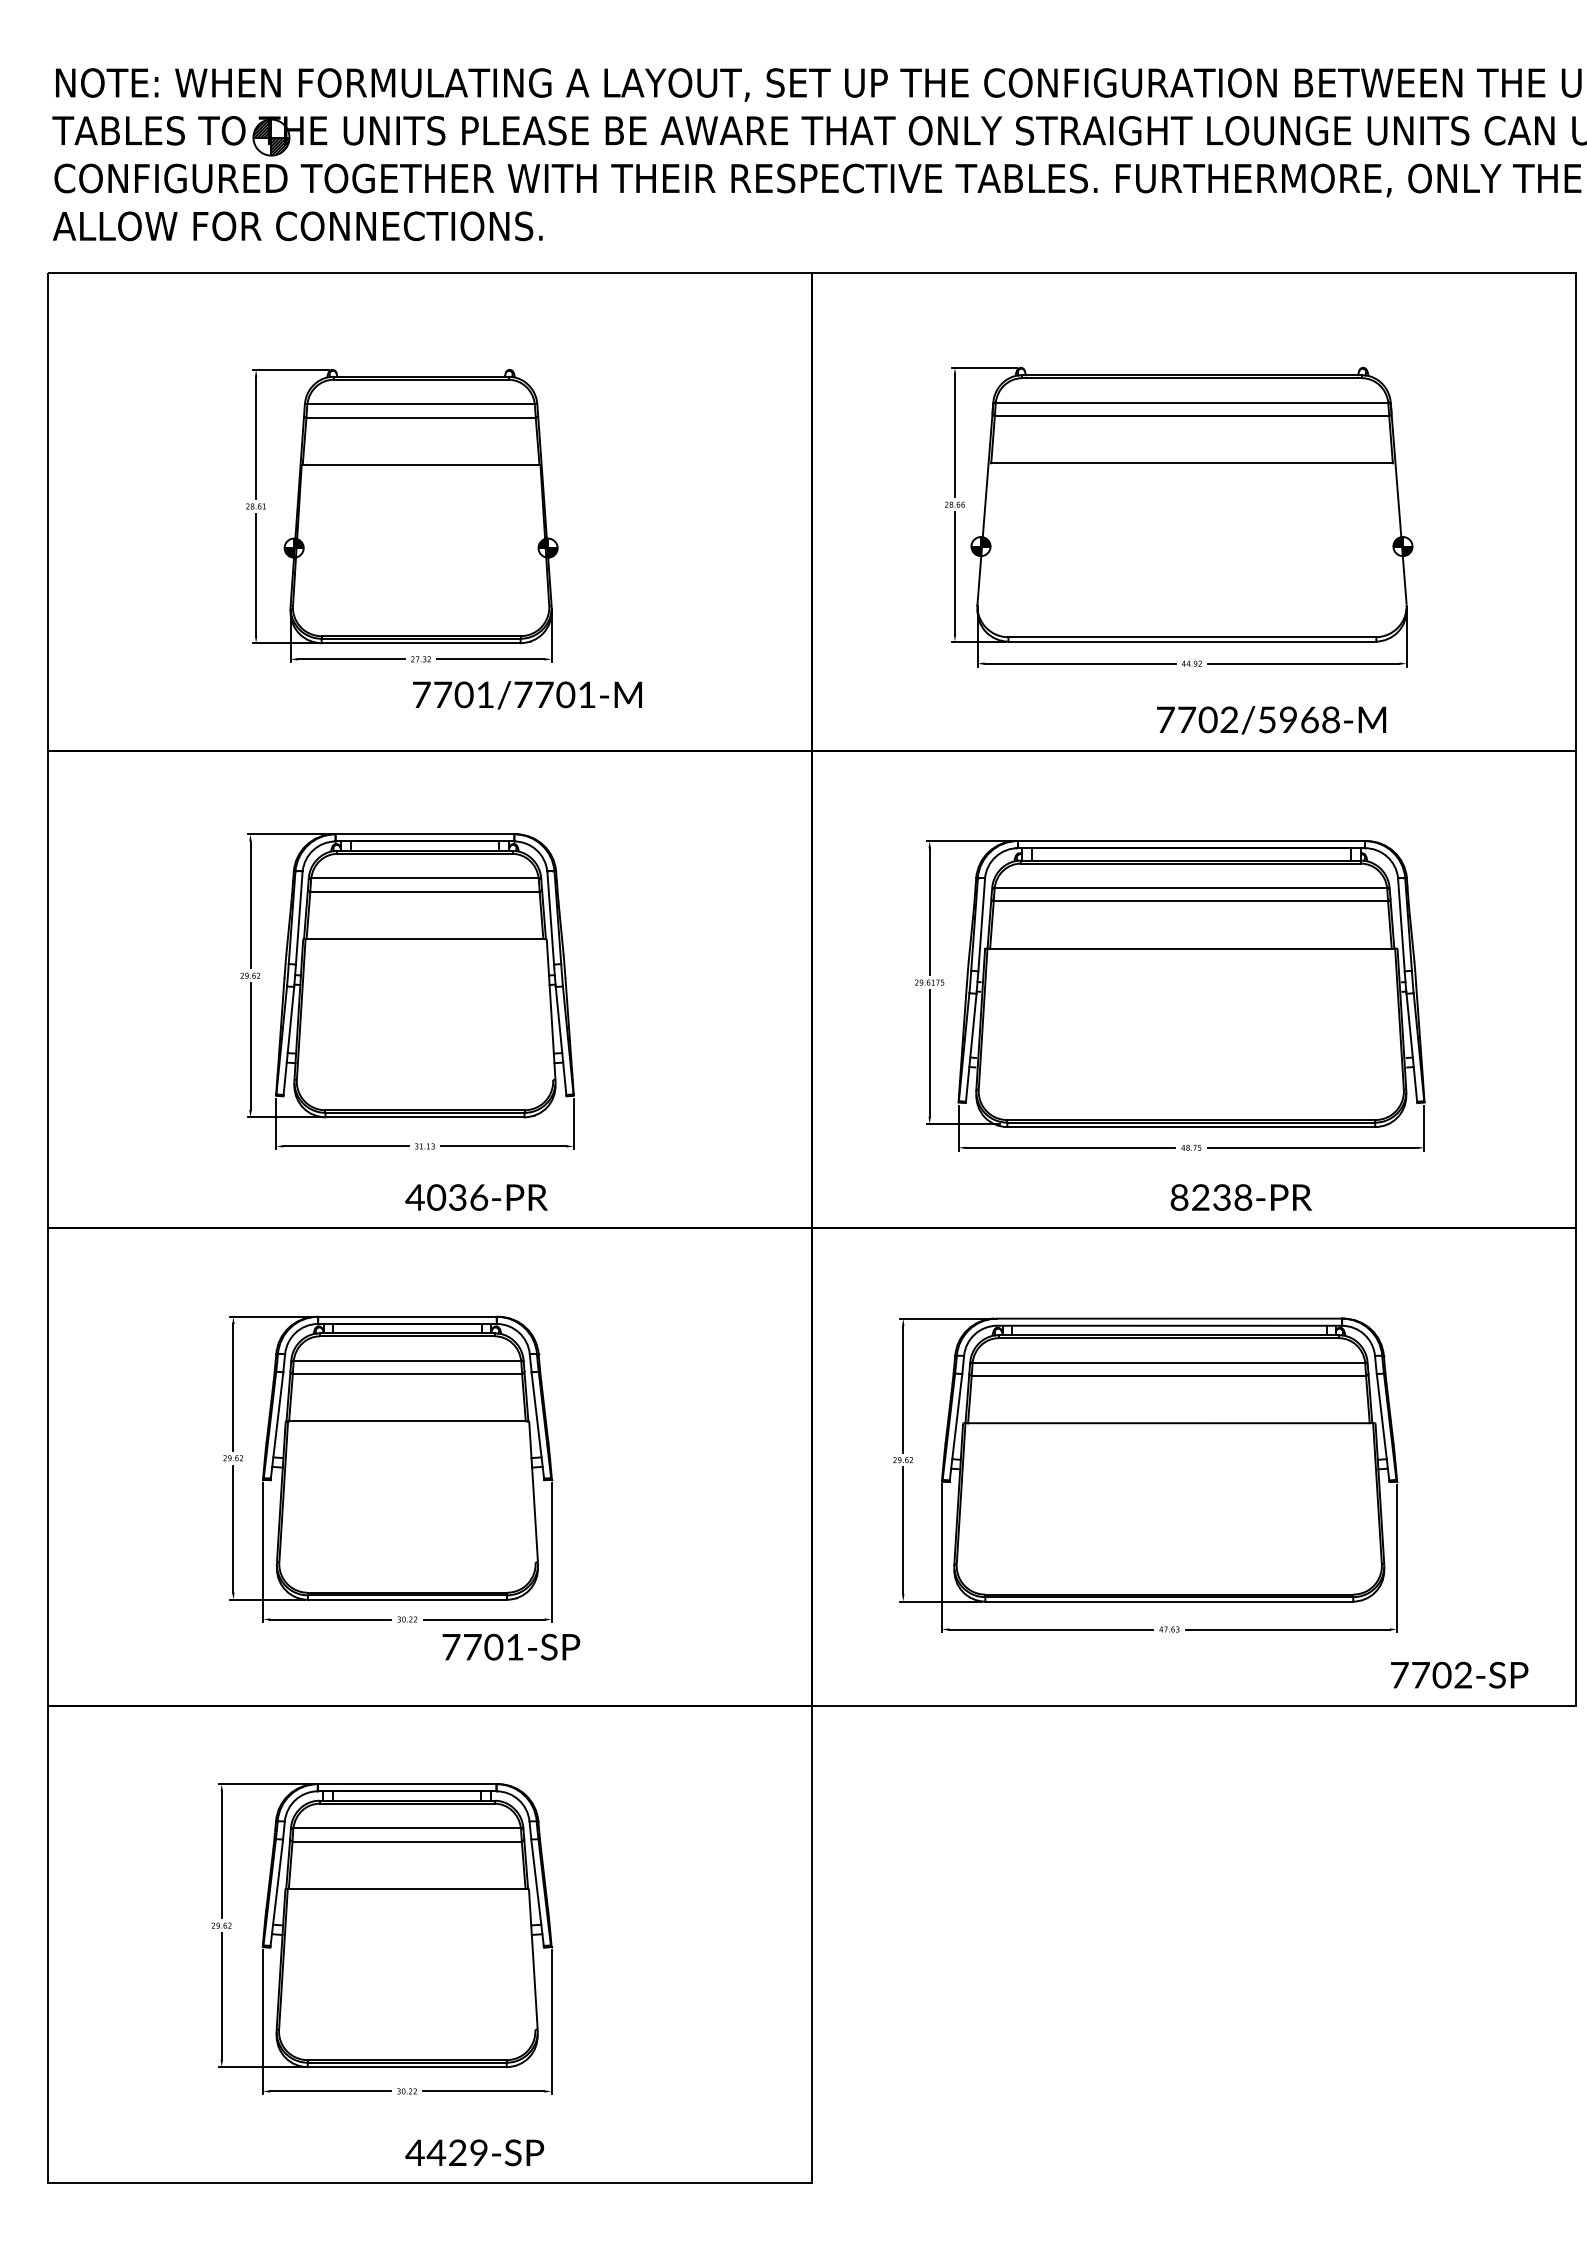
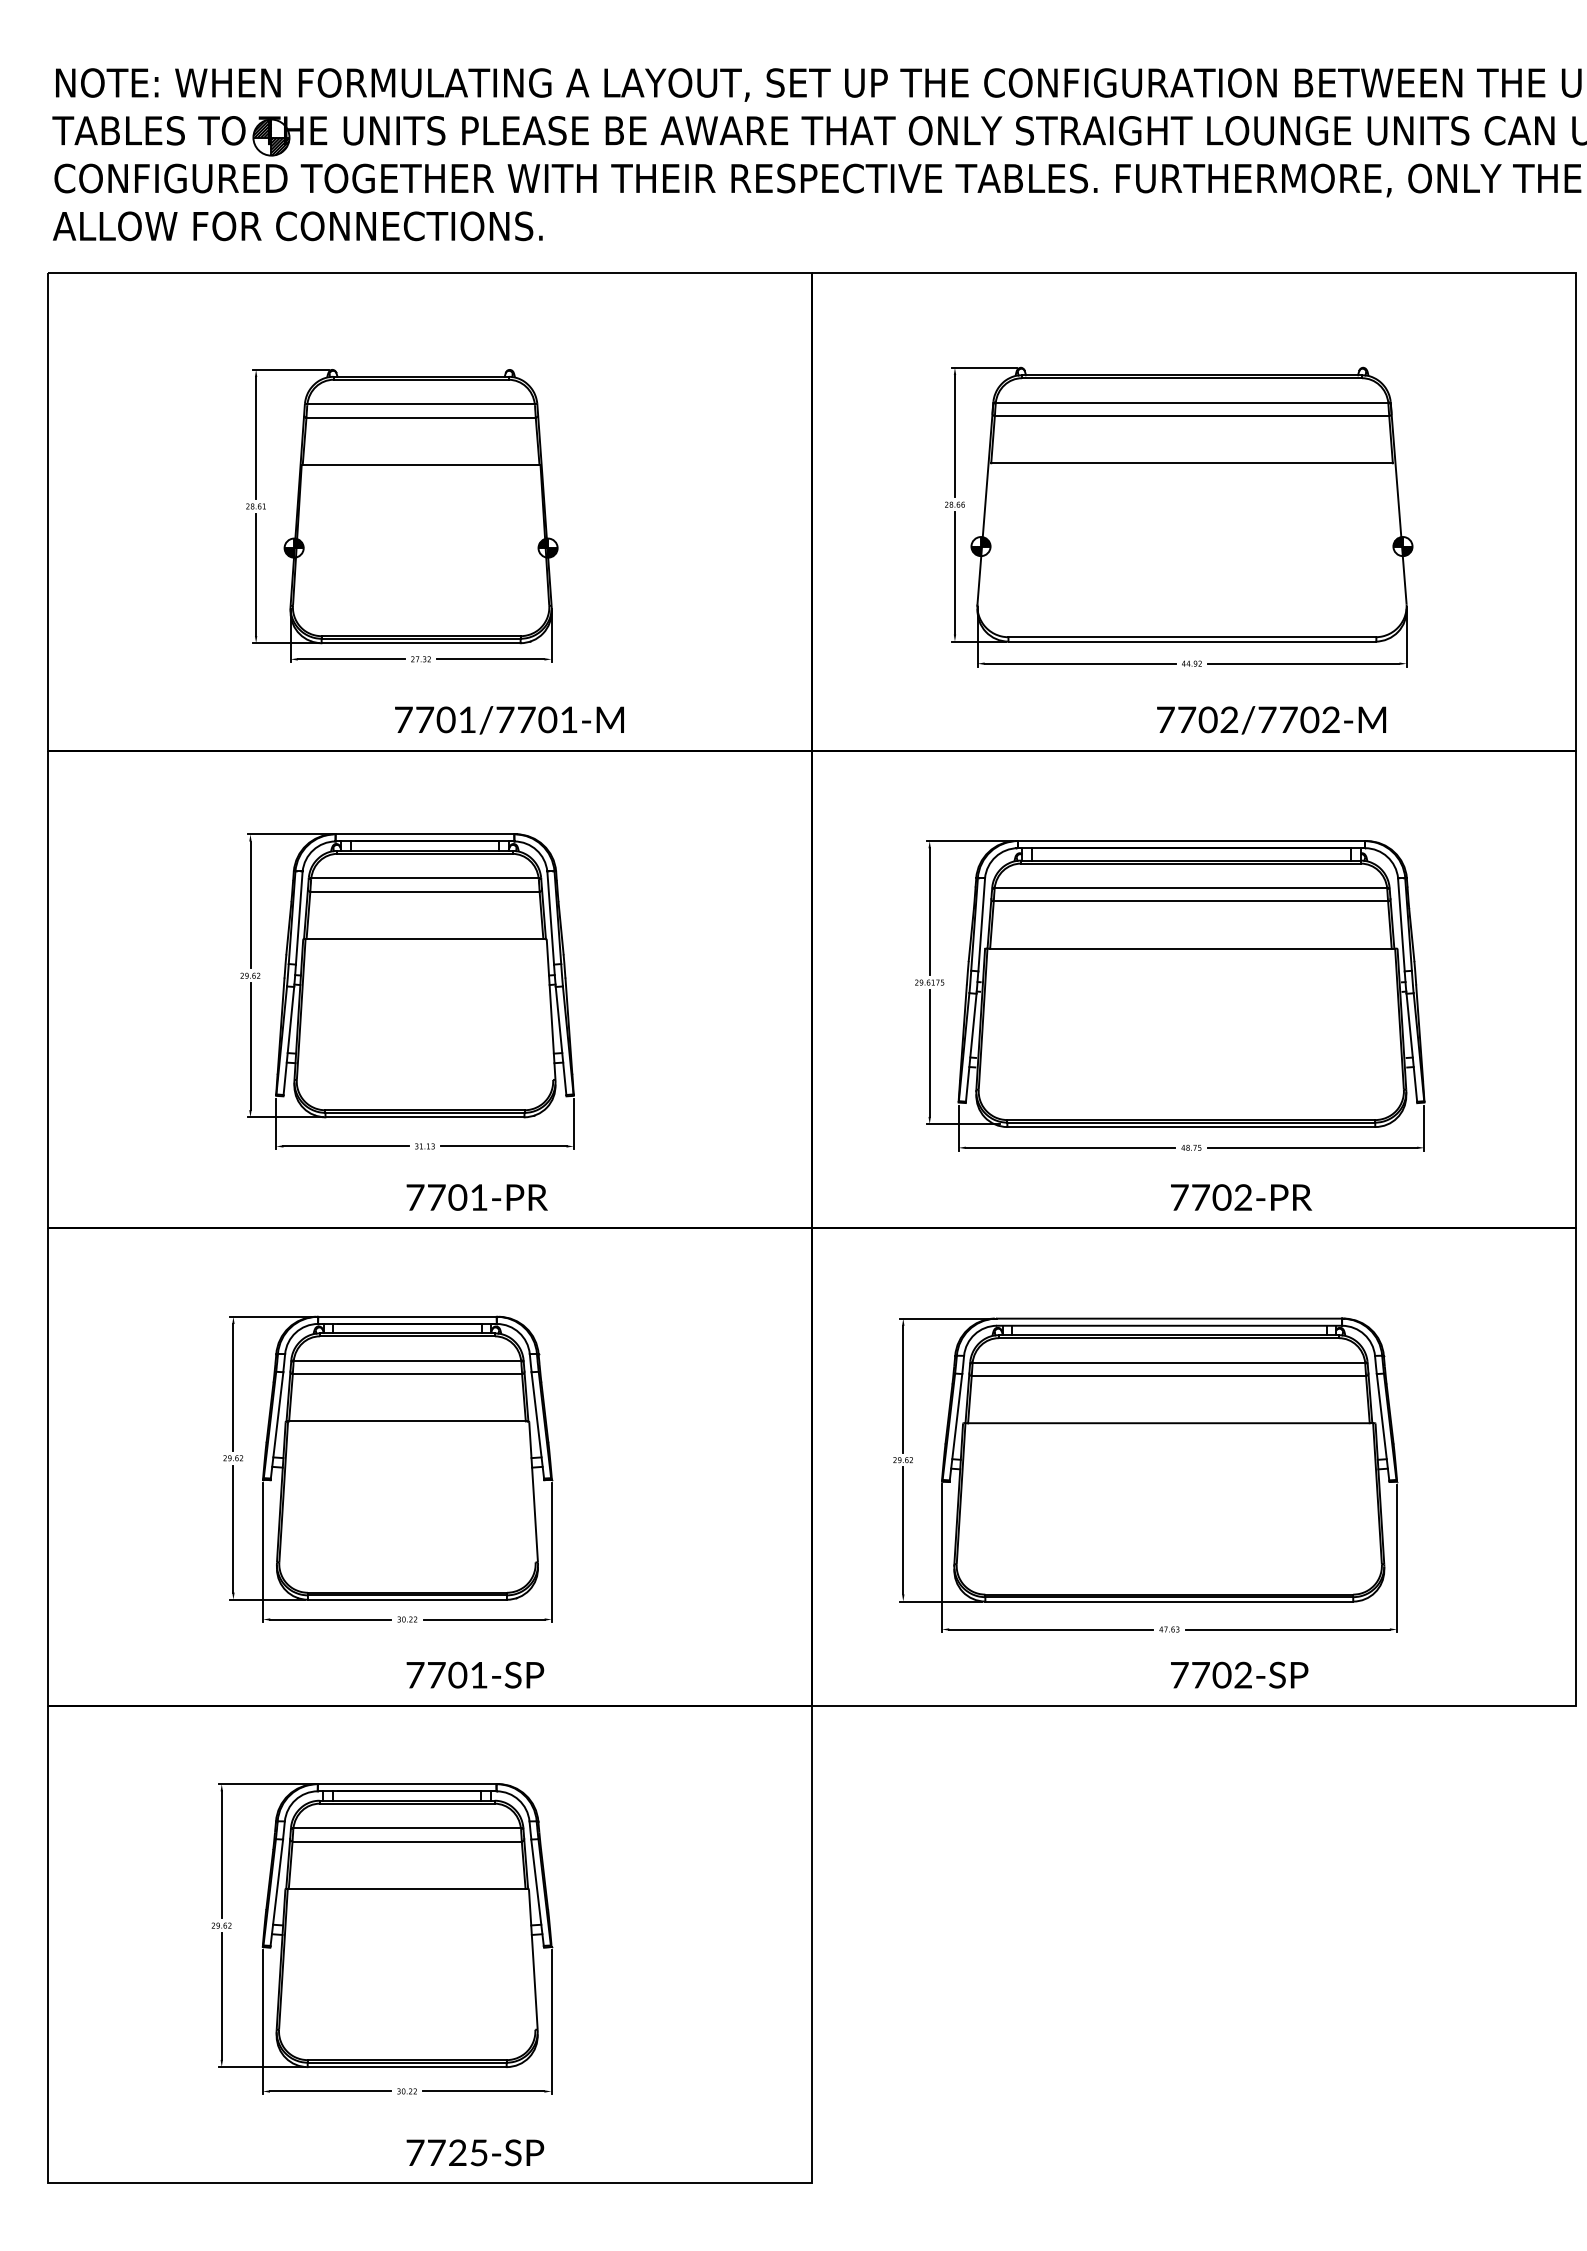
text position: (527, 695) -> (509, 720) (509, 720)
text: 7702/5968-M -> 7702/7702-M (1298, 719)
text: 4036-PR -> 7701-PR (446, 1197)
text: 8238-PR -> 7702-PR (1211, 1197)
text position: (511, 1646) -> (475, 1674) (475, 1674)
text position: (1459, 1674) -> (1239, 1674) (1239, 1674)
text: 4429-SP -> 7725-SP (446, 2152)
